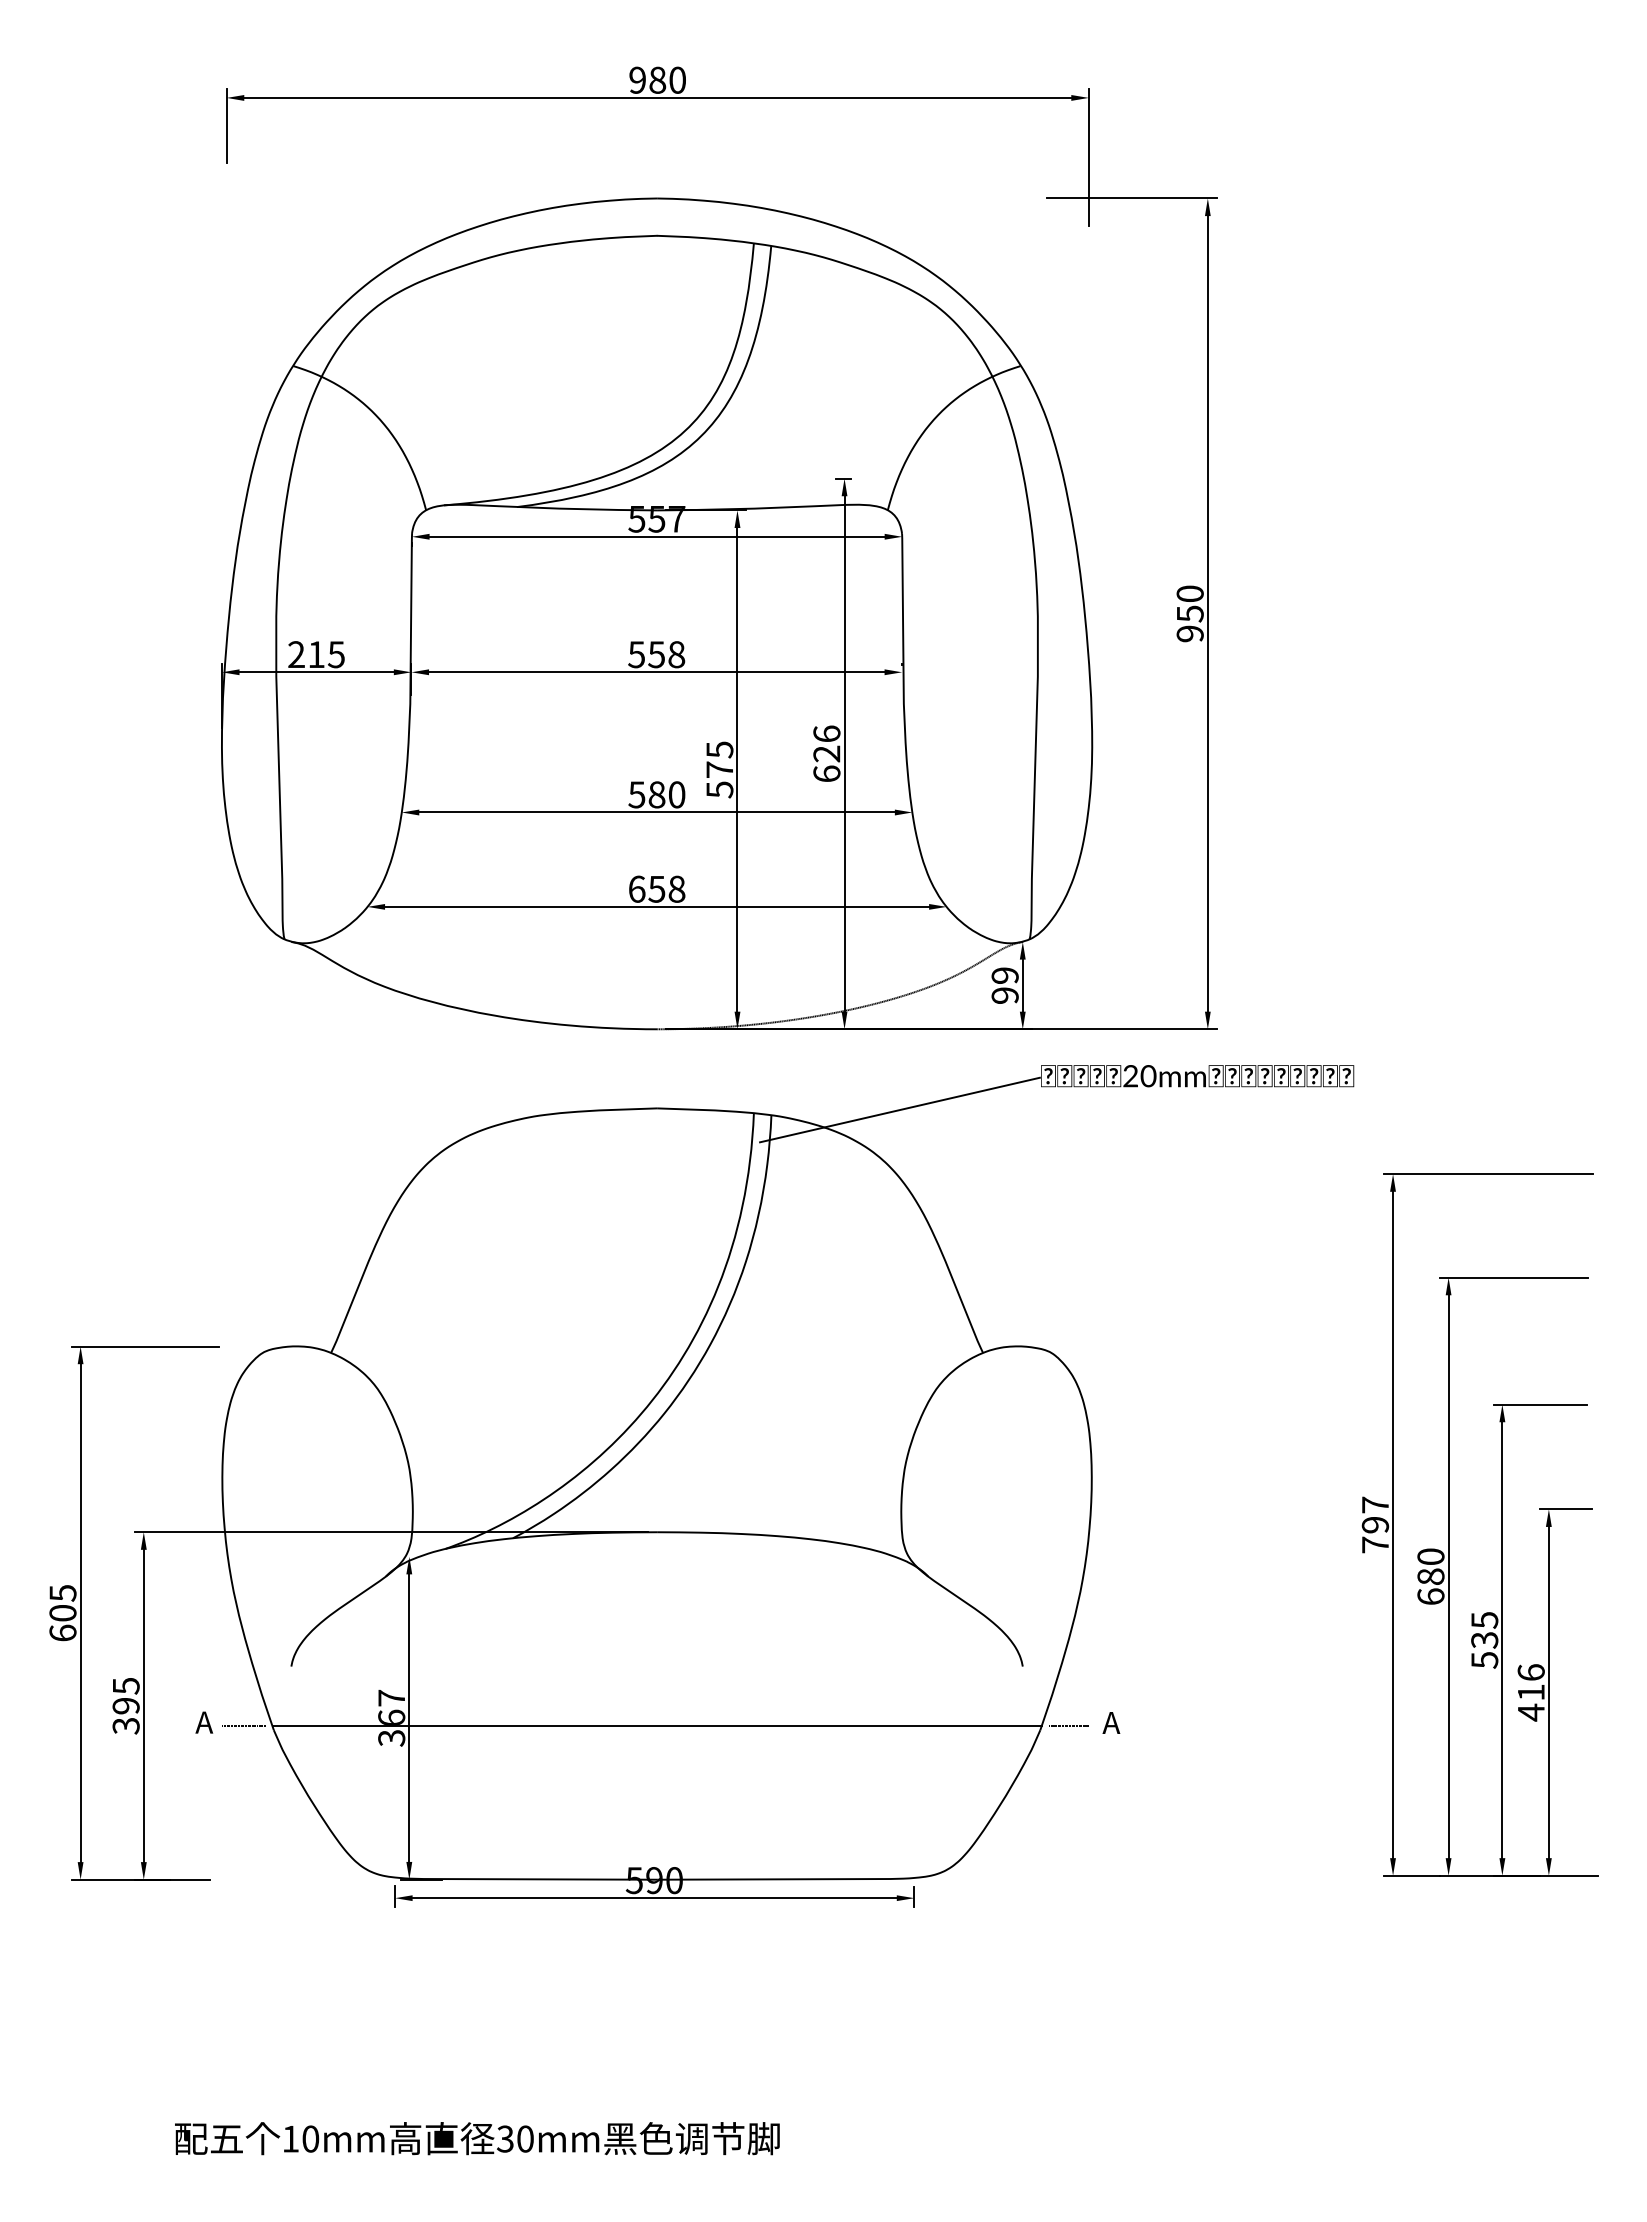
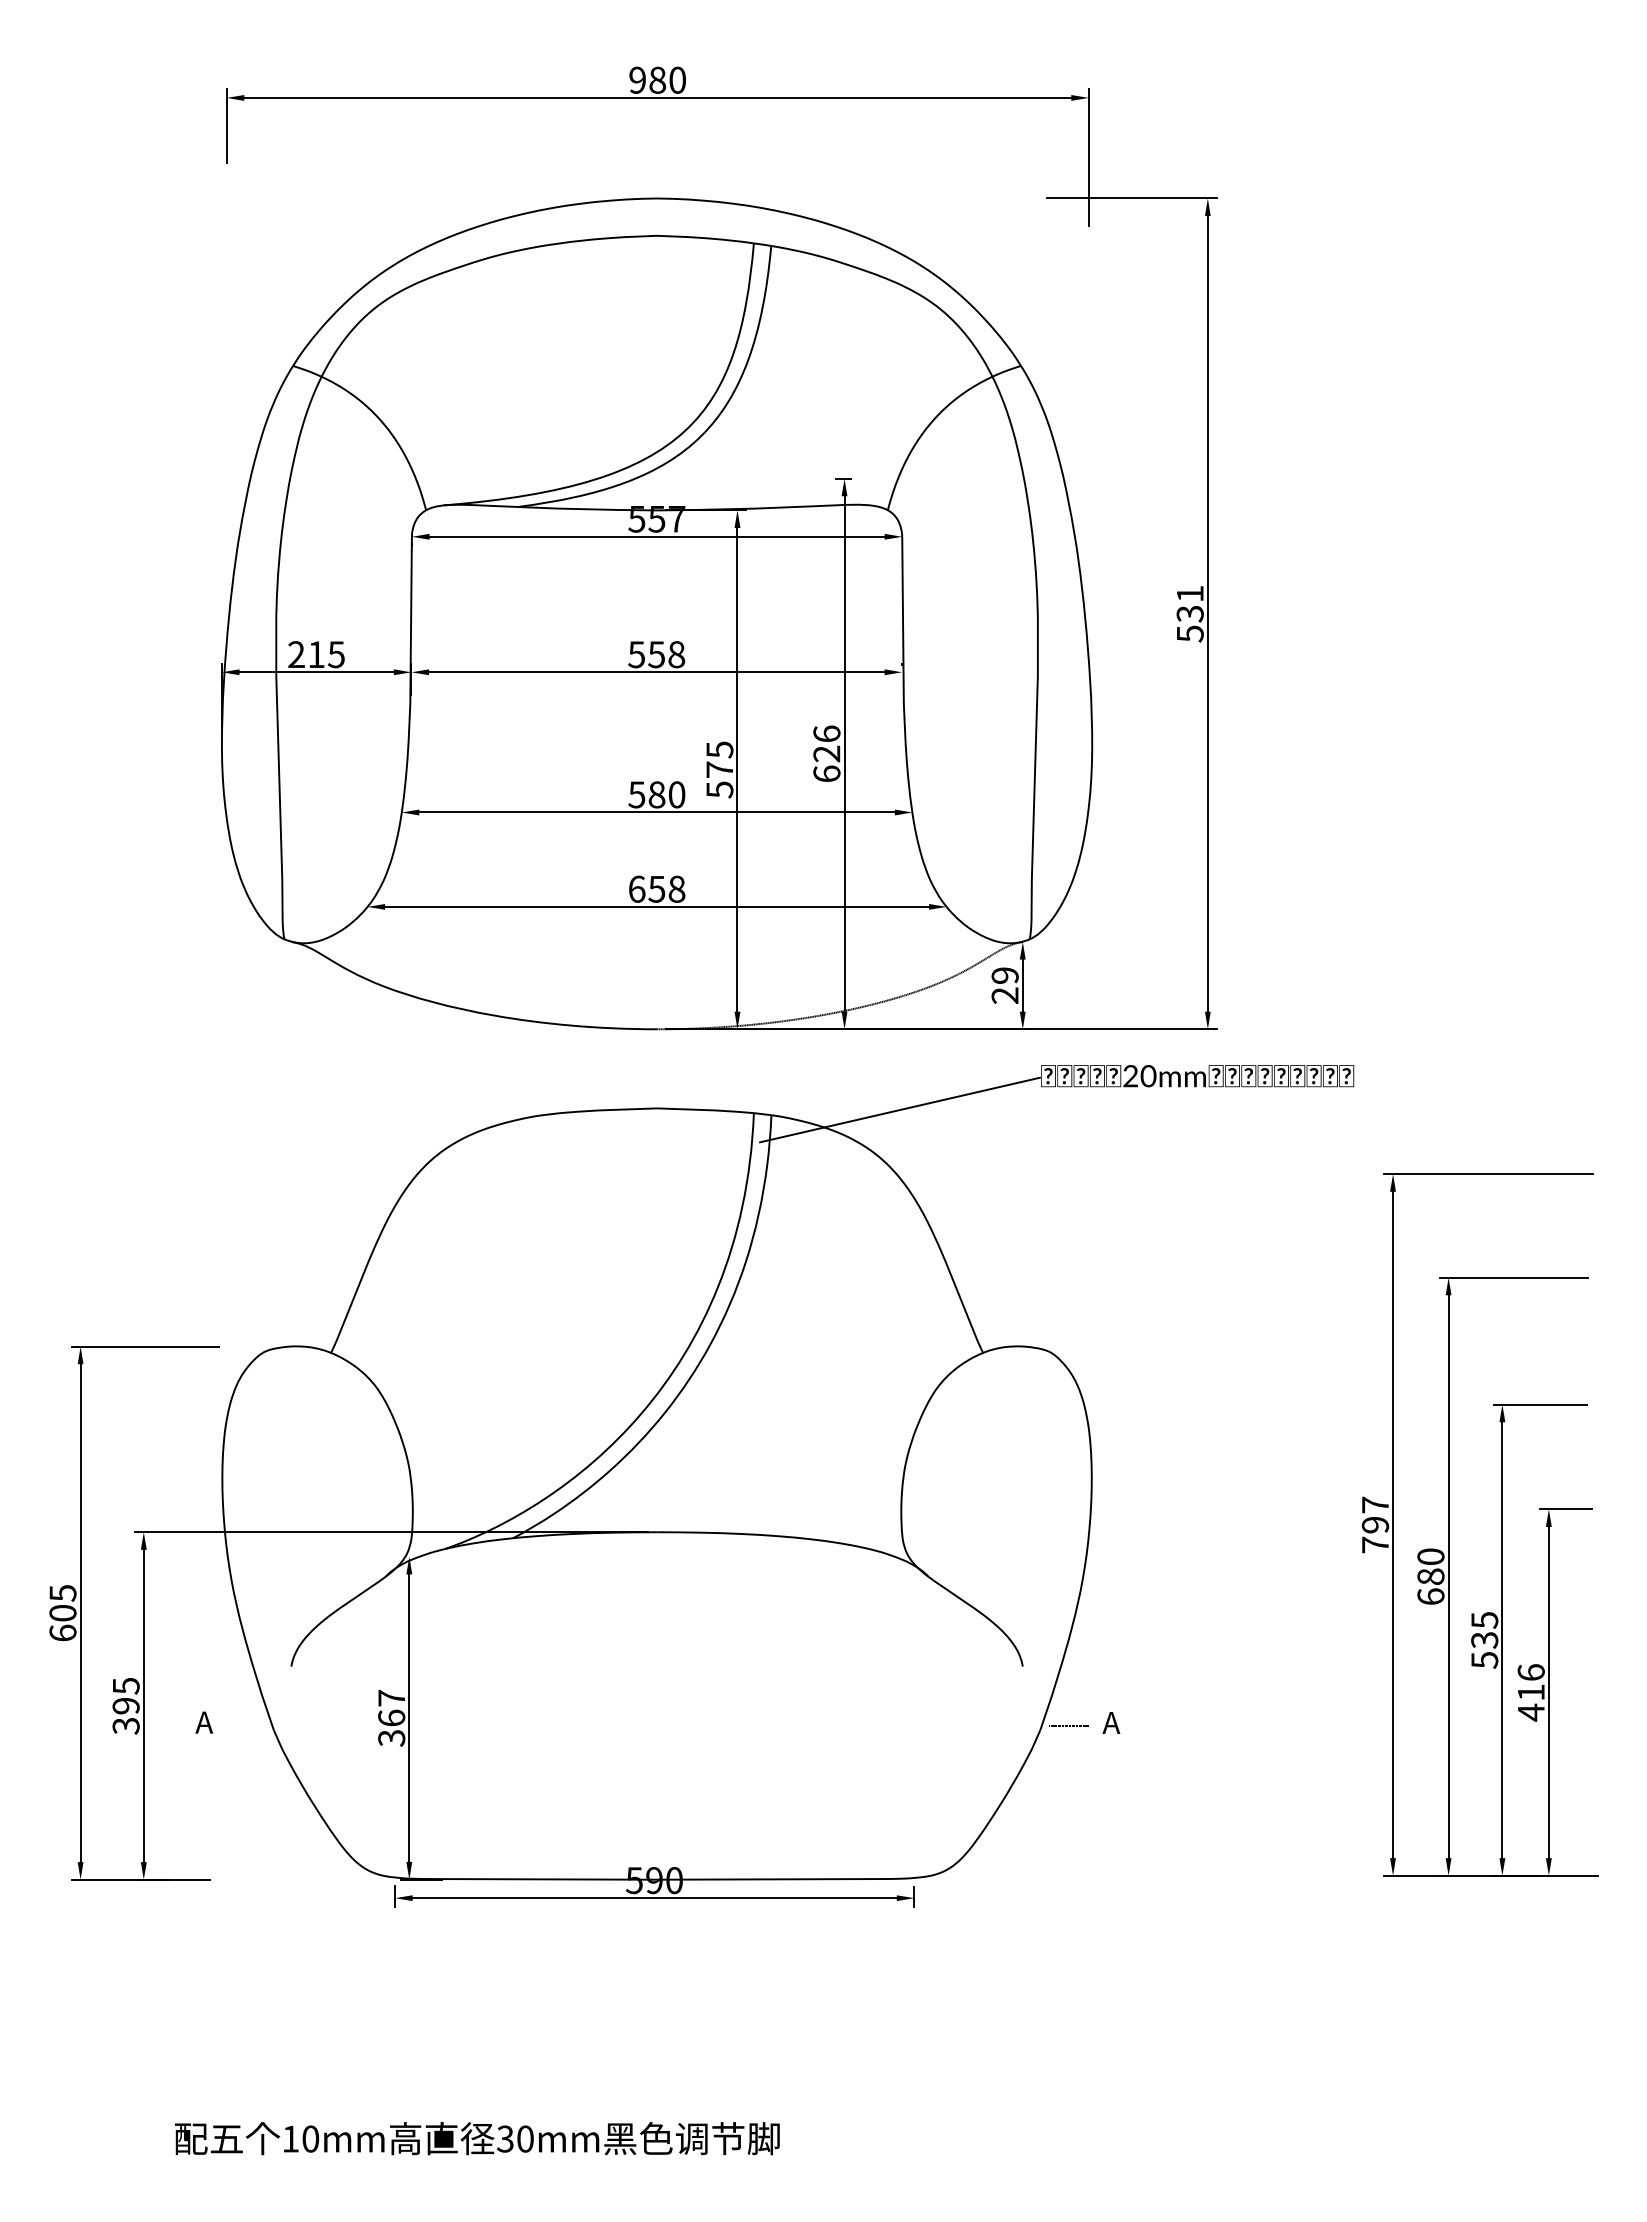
text: 950 -> 531 (1189, 613)
text: 99 -> 29 (1005, 995)
line: present -> none (243, 1726)
line: present -> none (656, 1726)
